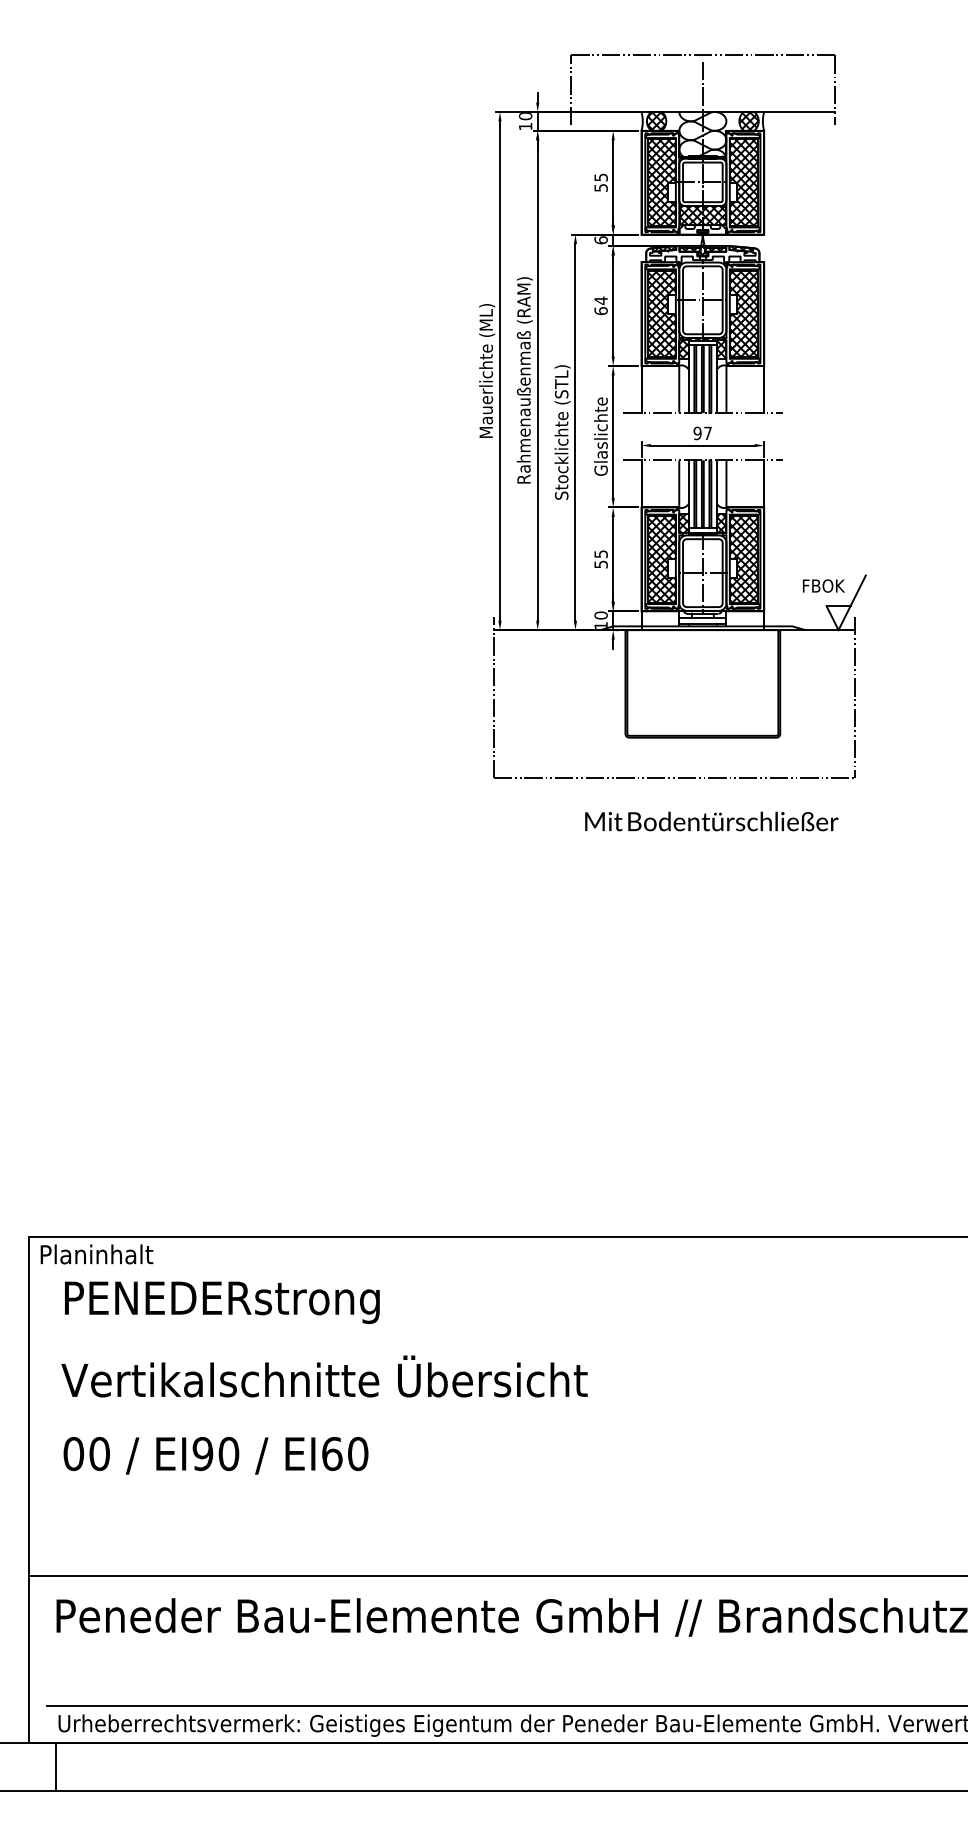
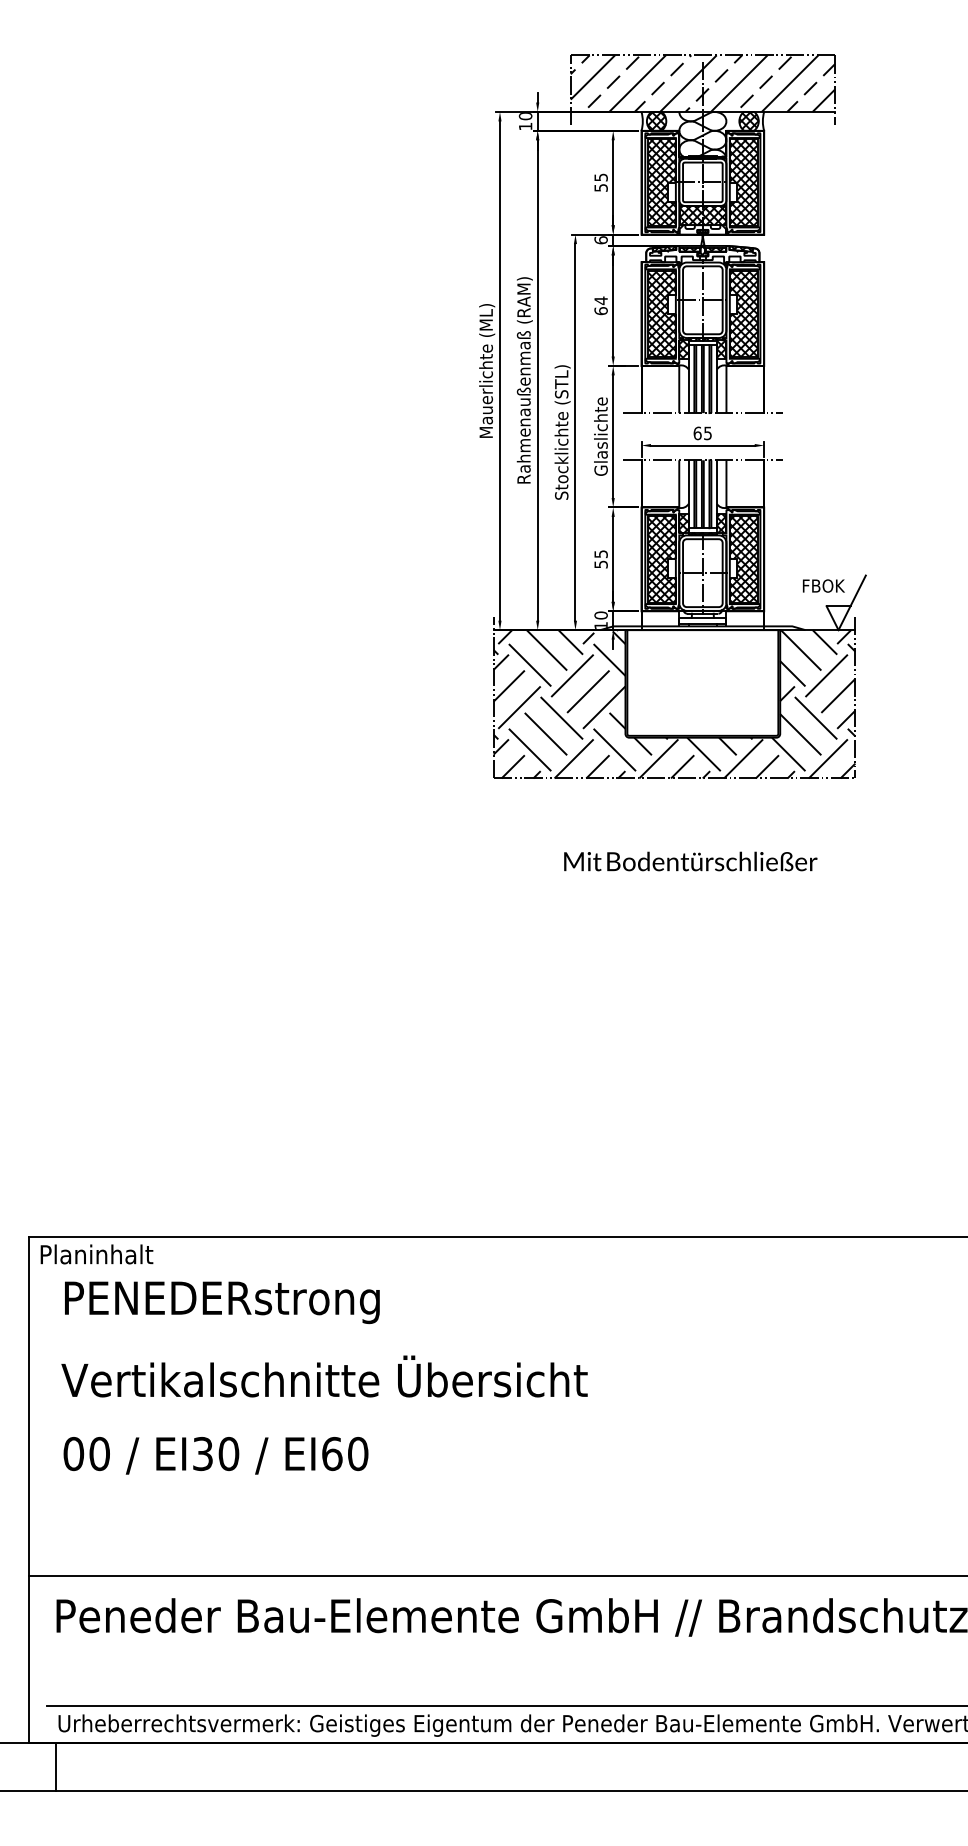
hatch: none -> present (702, 83)
text: 97 -> 65 (702, 433)
hatch: none -> present (674, 704)
text position: (711, 821) -> (690, 861) (690, 861)
text: EI90 -> EI30 (202, 1453)
